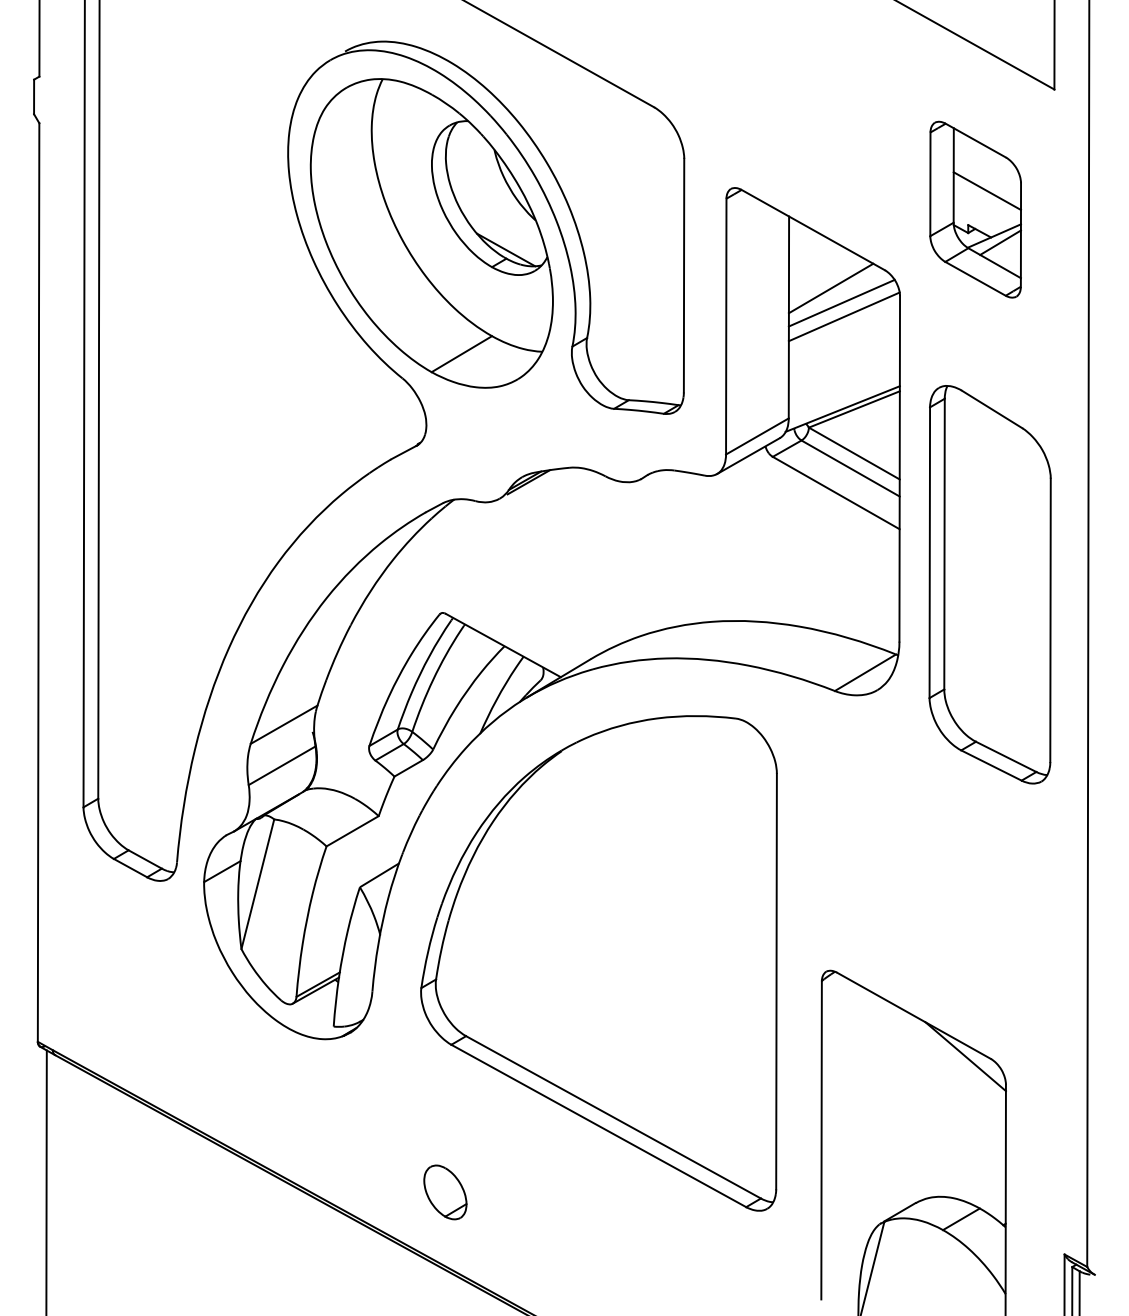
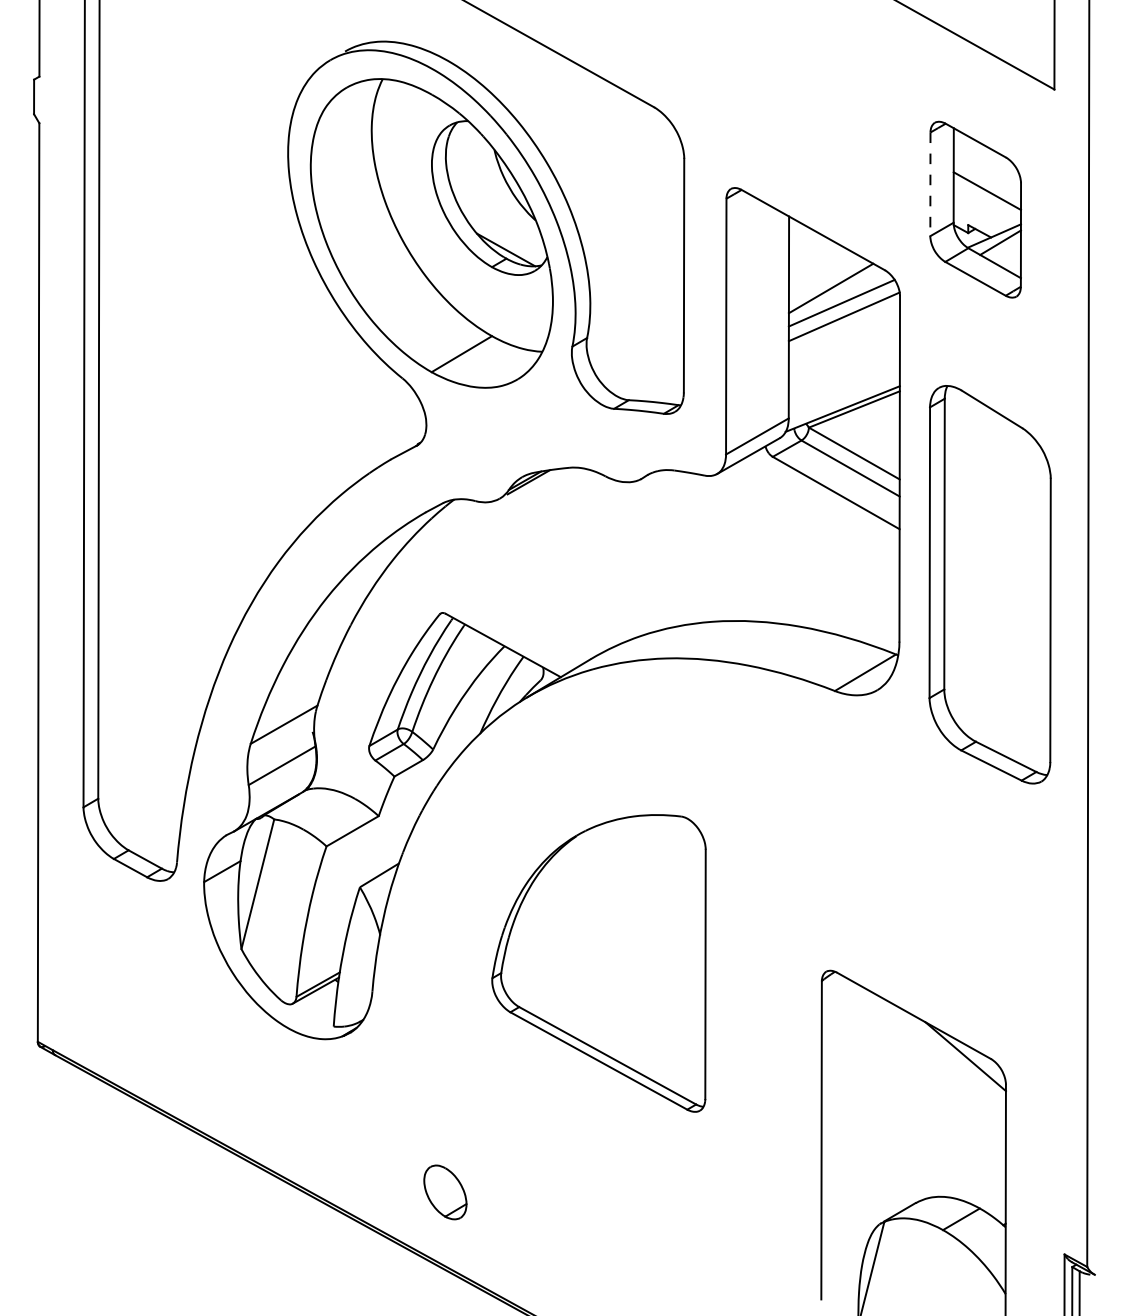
line: solid -> dashed (930, 184)
part size: 358x497 px -> 216x299 px (598, 963)
line: present -> none (46, 1181)
